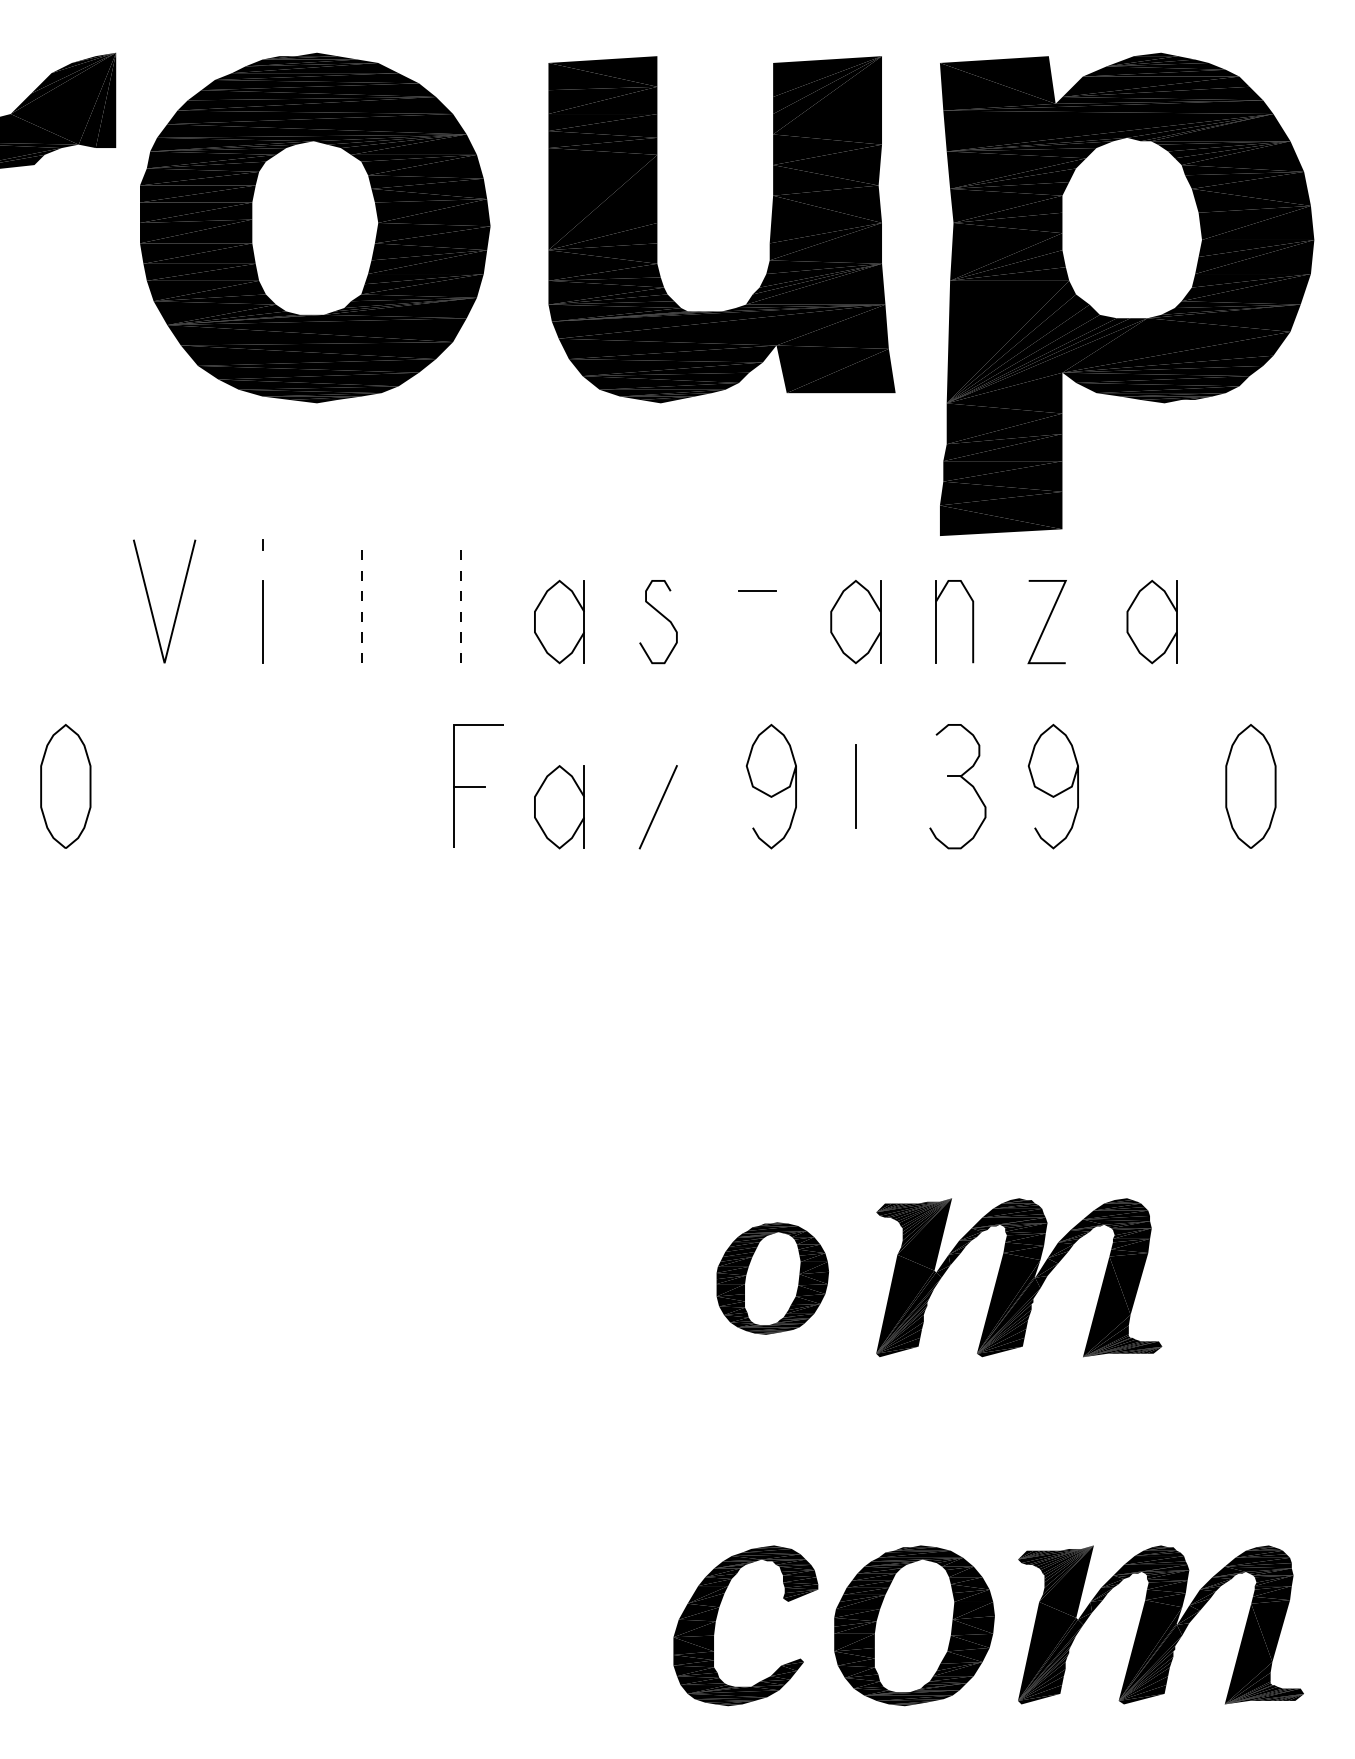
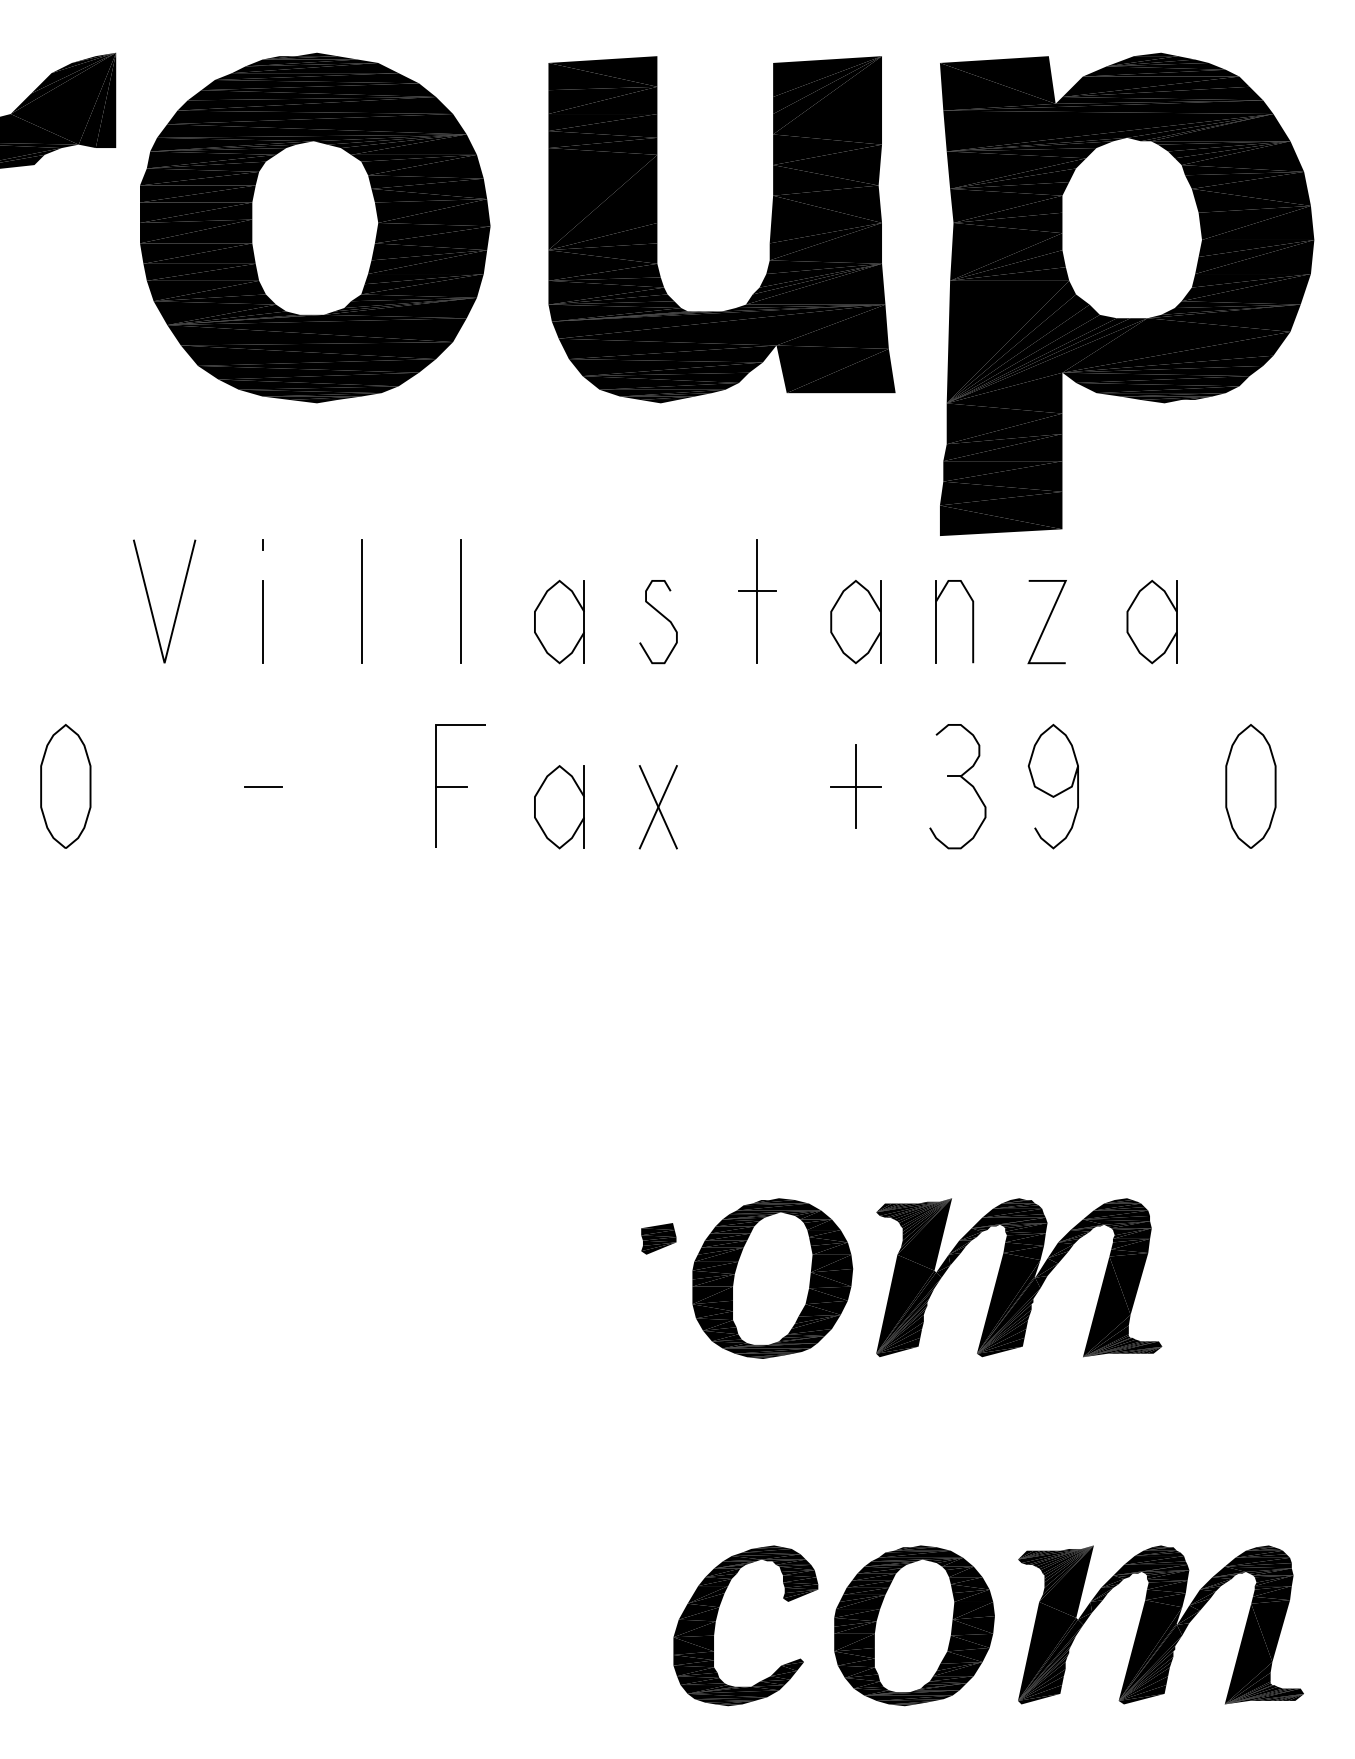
line: dashed -> solid (362, 601)
line: dashed -> solid (460, 601)
line: none -> present (757, 601)
part position: (478, 785) -> (460, 785) (460, 785)
line: none -> present (262, 786)
line: none -> present (855, 786)
curve: present -> none (767, 793)
line: none -> present (657, 807)
part: none -> present (658, 1238)
part size: 113x113 px -> 162x161 px (772, 1278)
